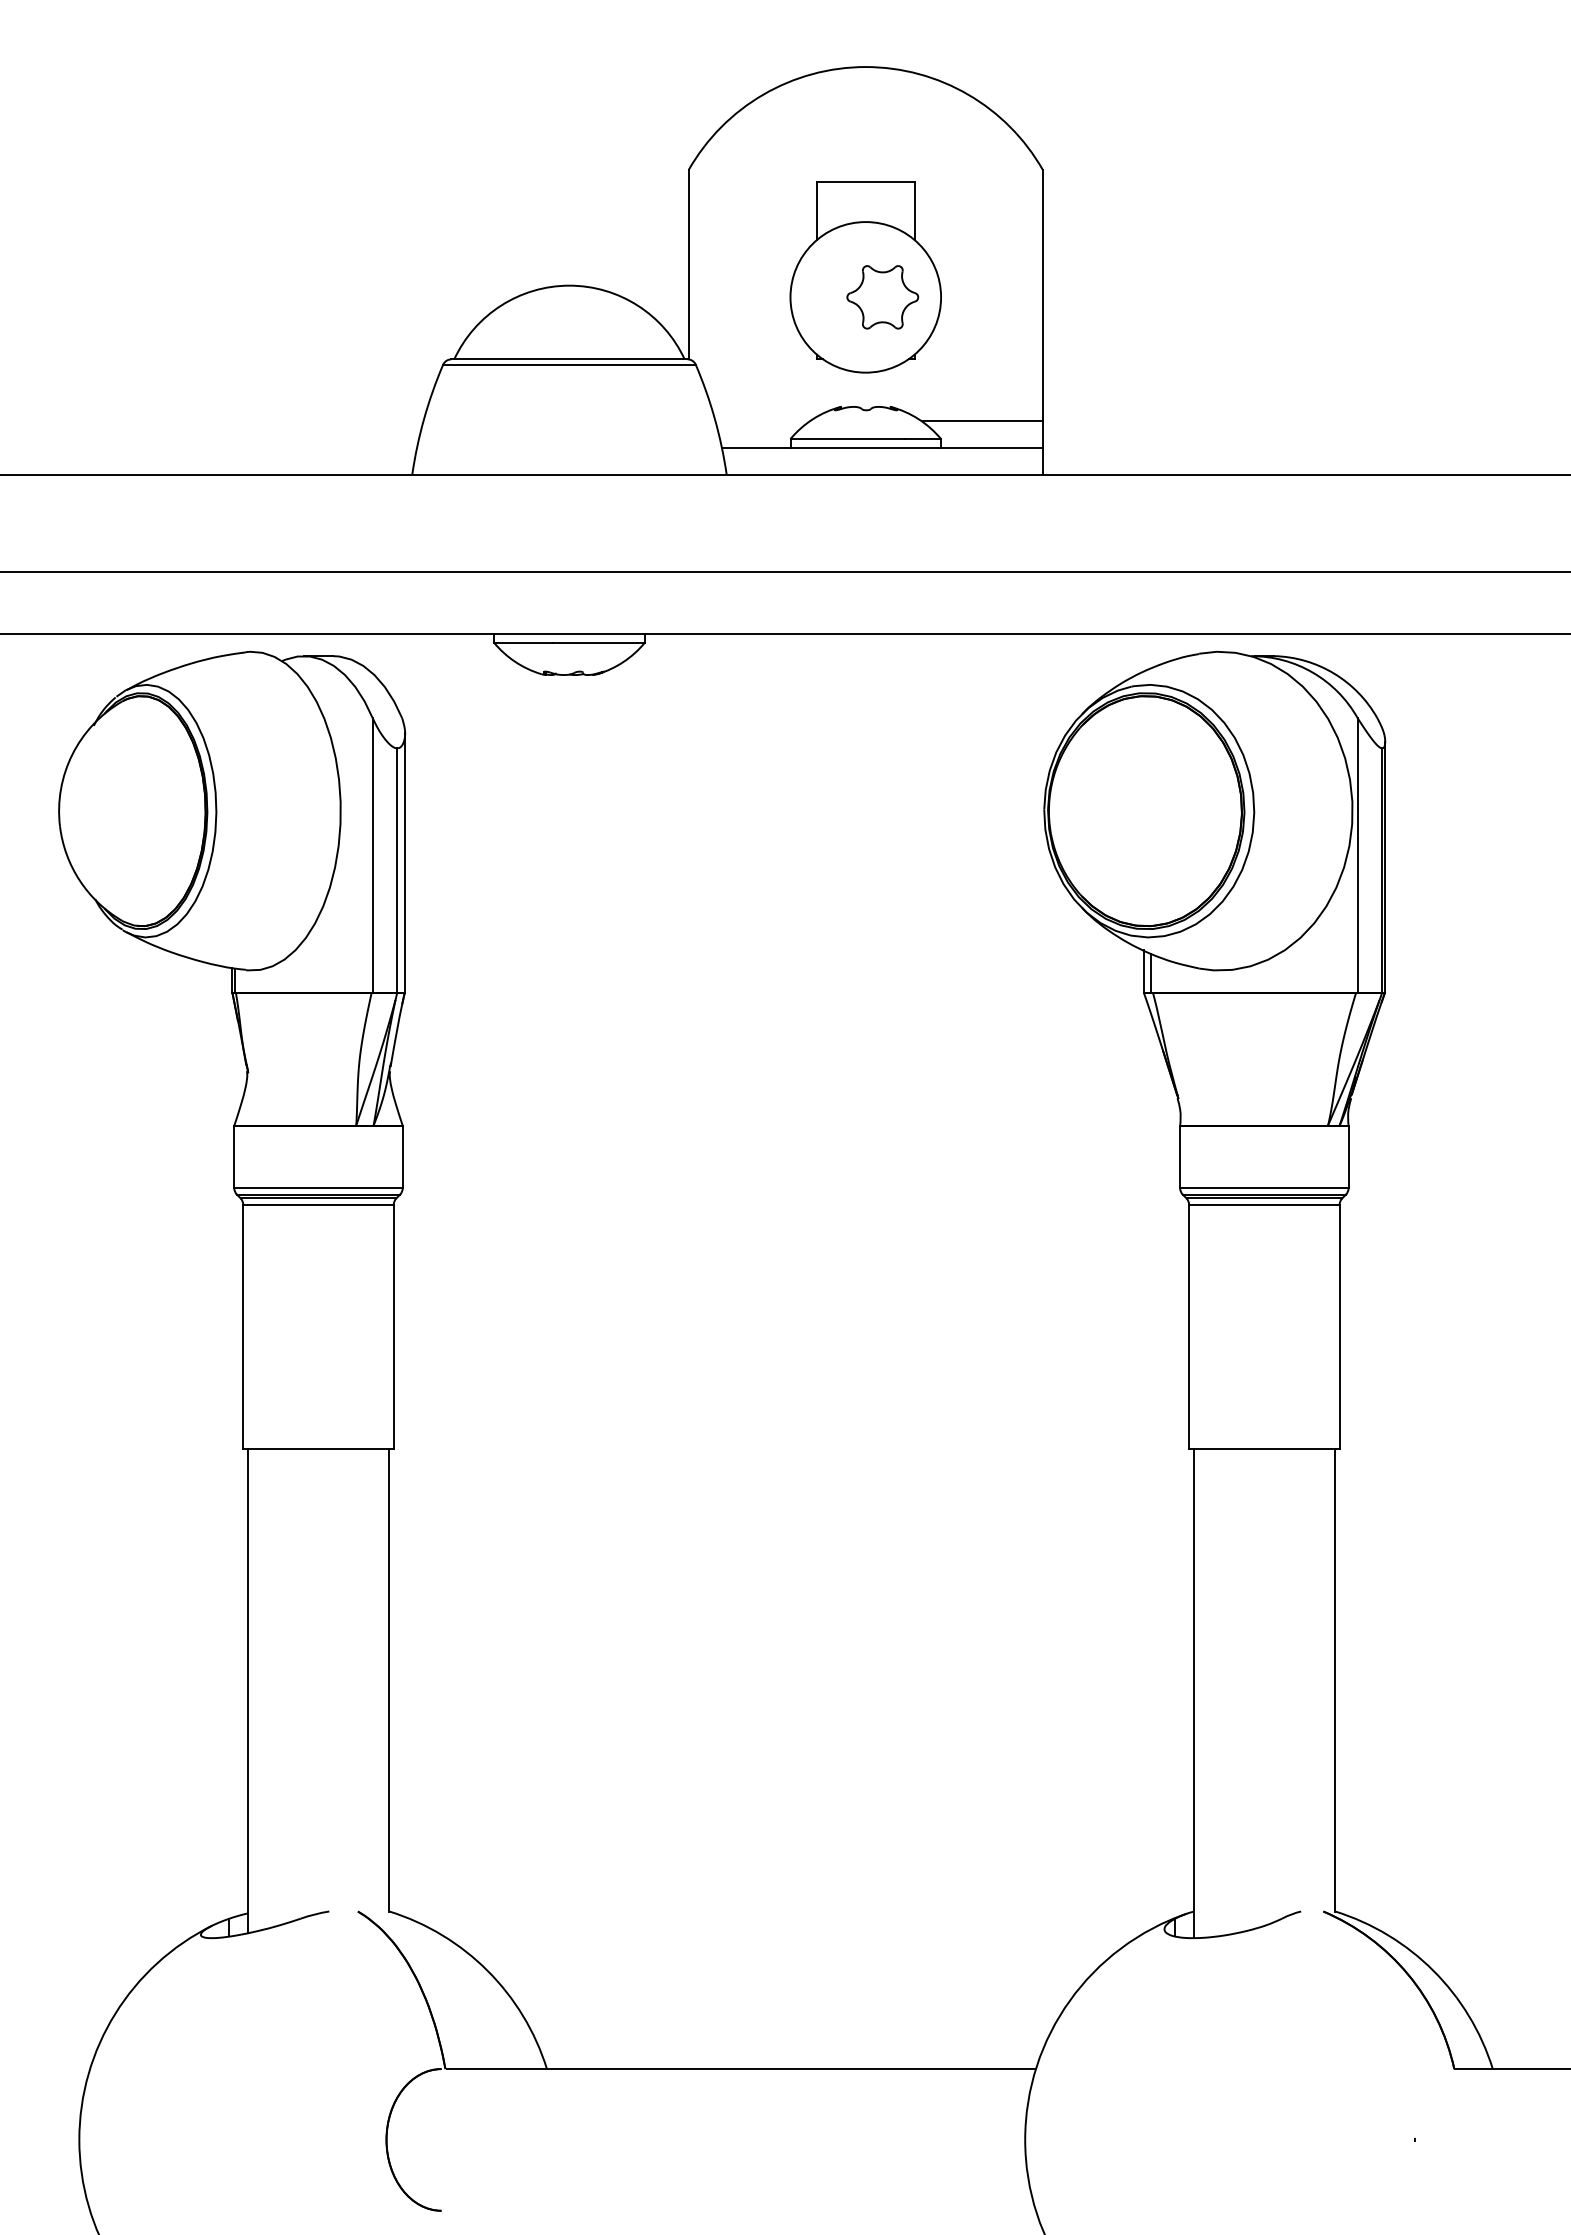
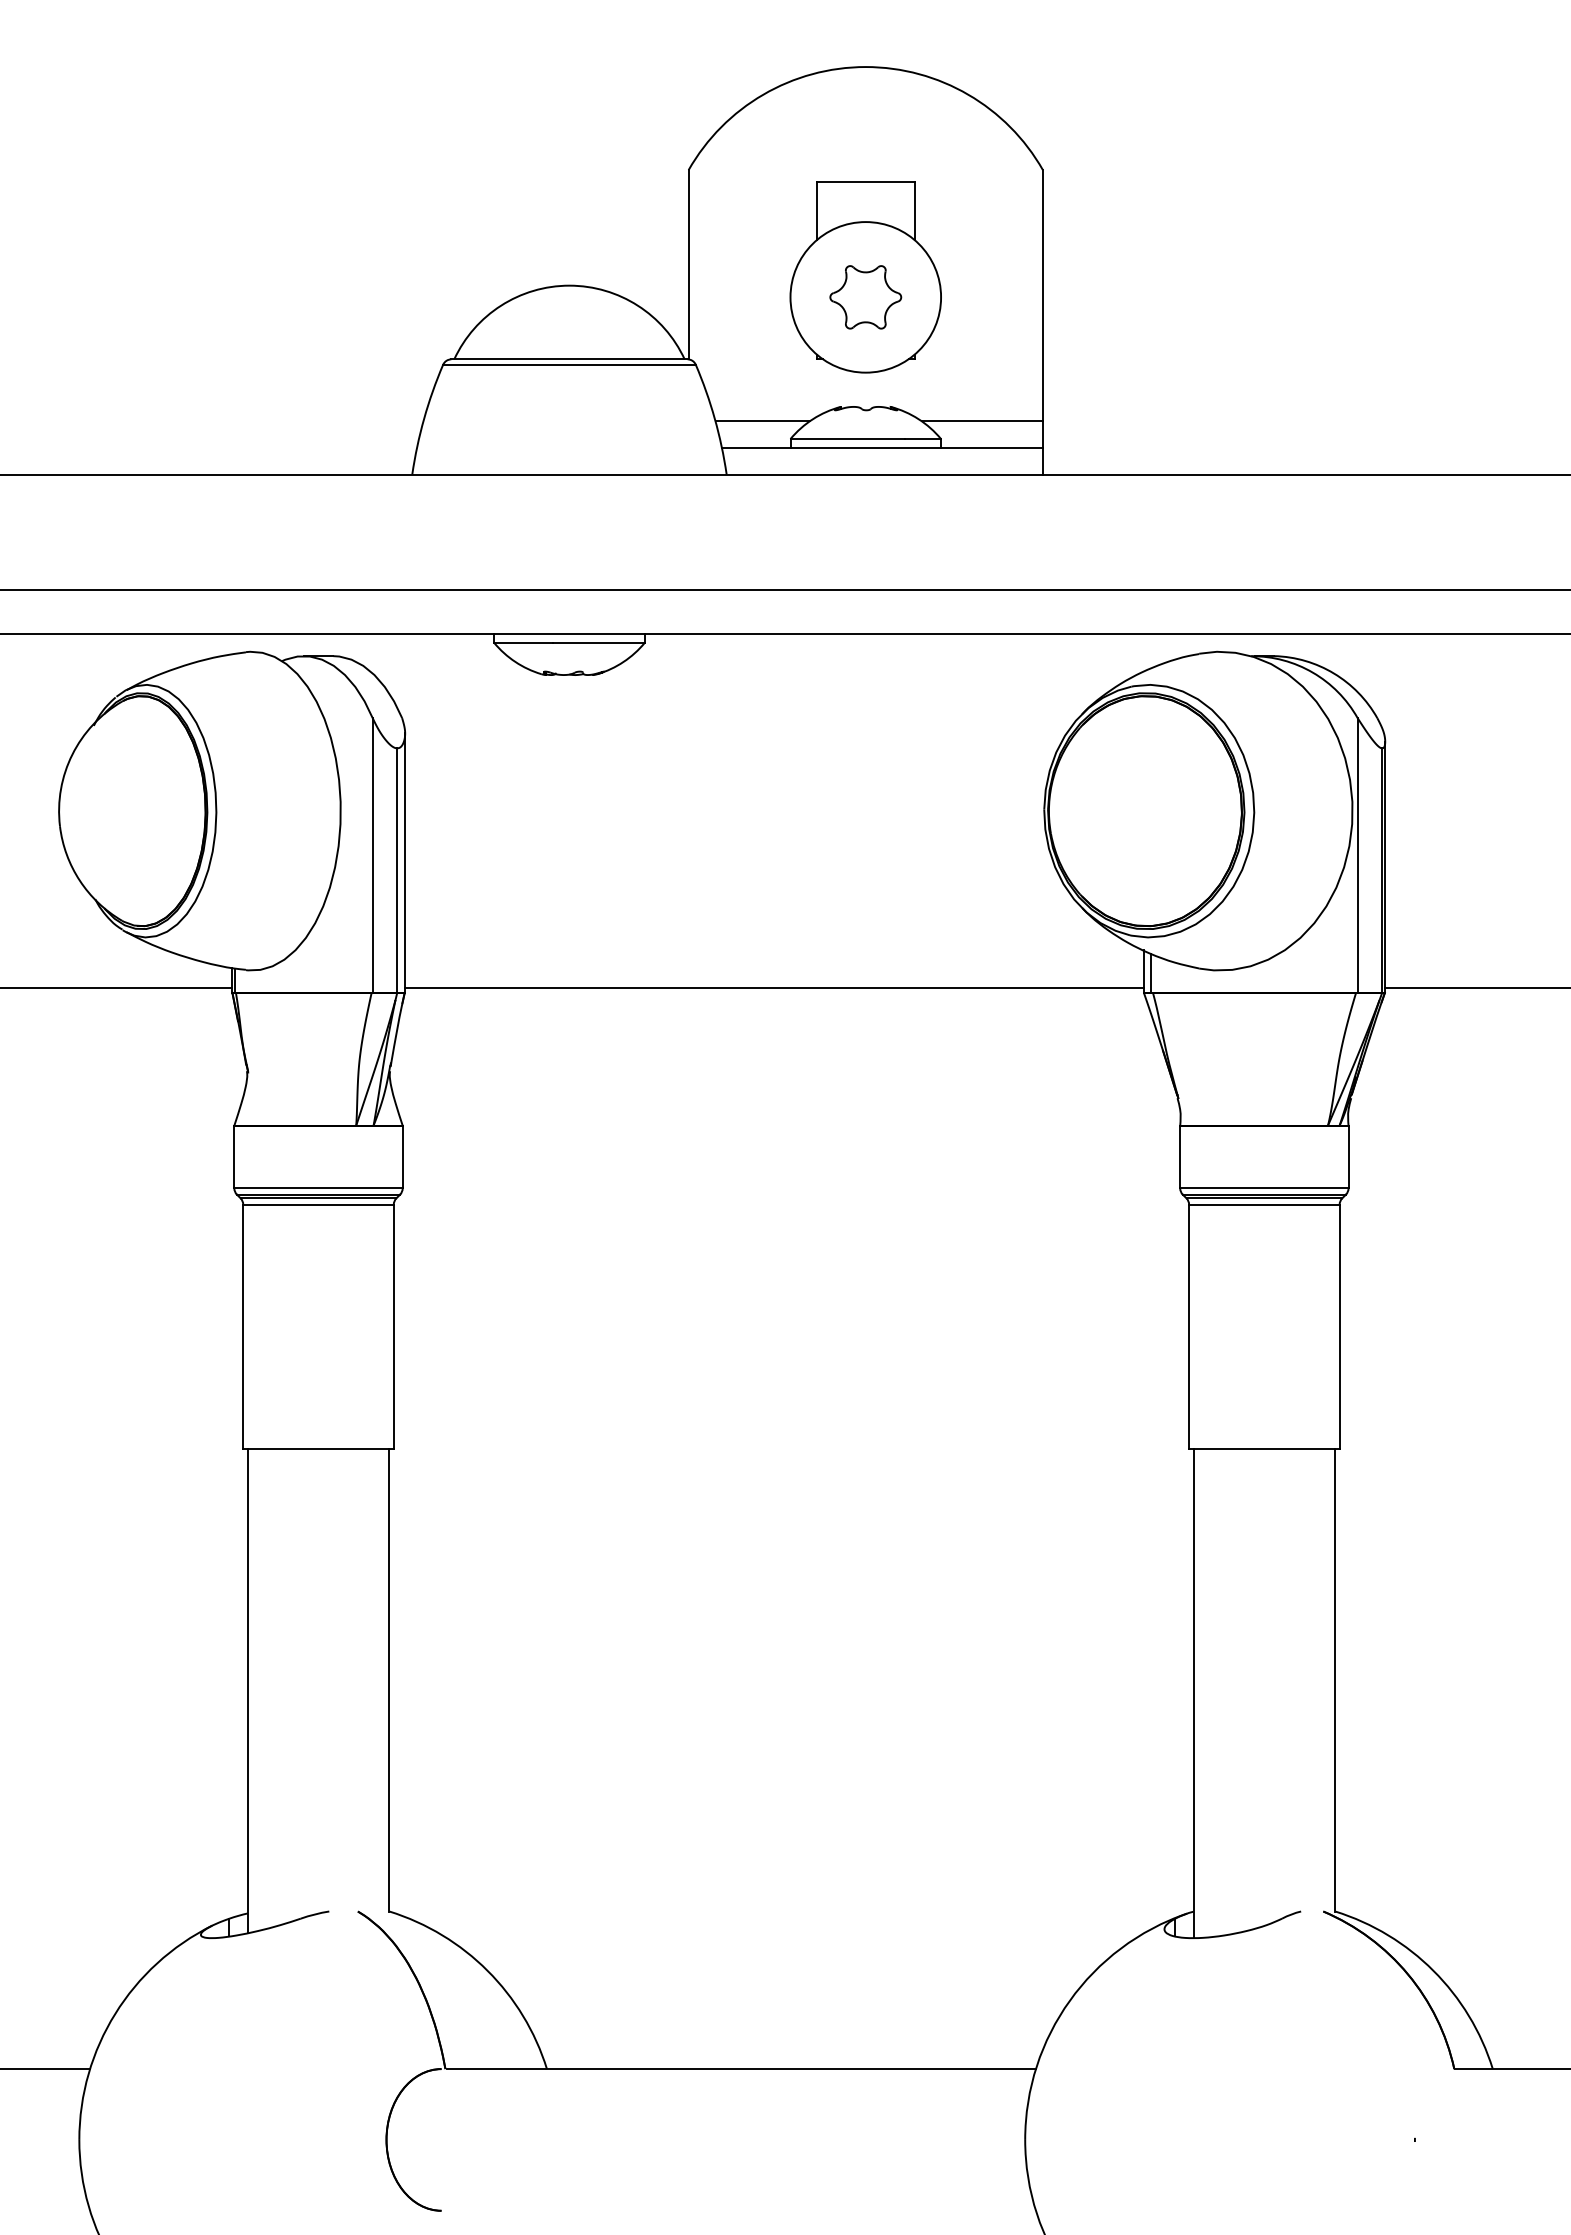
part position: (882, 297) -> (865, 297) (865, 297)
line: none -> present (762, 421)
line position: (784, 571) -> (784, 589) (784, 589)
line: none -> present (116, 988)
line: none -> present (774, 988)
line: none -> present (1476, 988)
line: none -> present (46, 2069)
